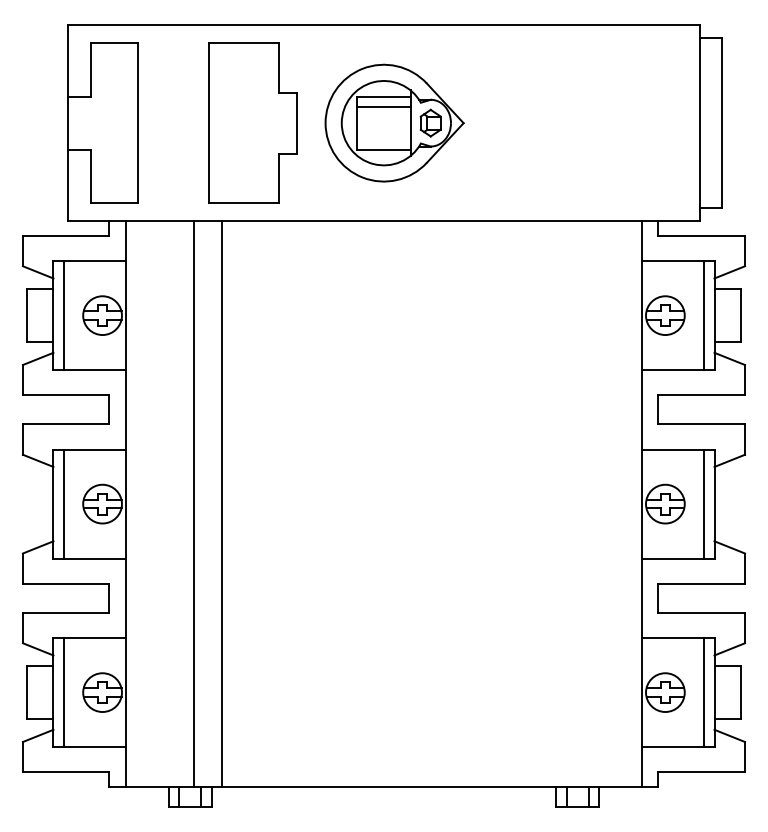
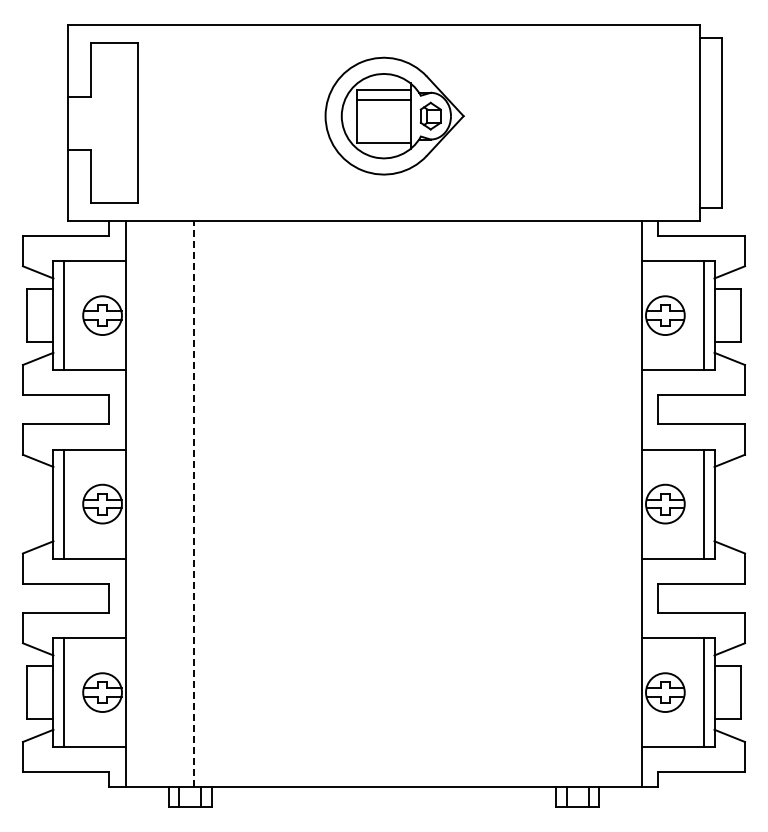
part: present -> none (252, 122)
part position: (394, 122) -> (394, 115) (394, 115)
line: present -> none (222, 503)
line: solid -> dashed (193, 504)
